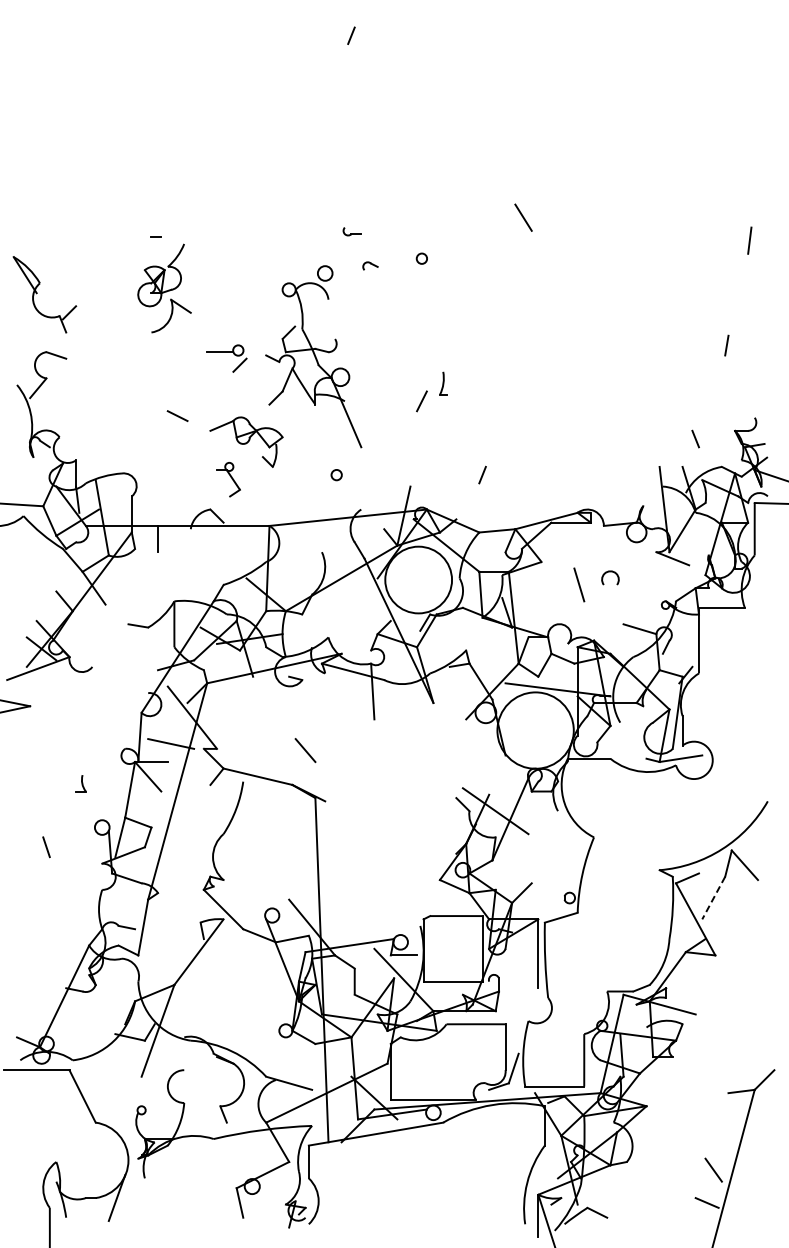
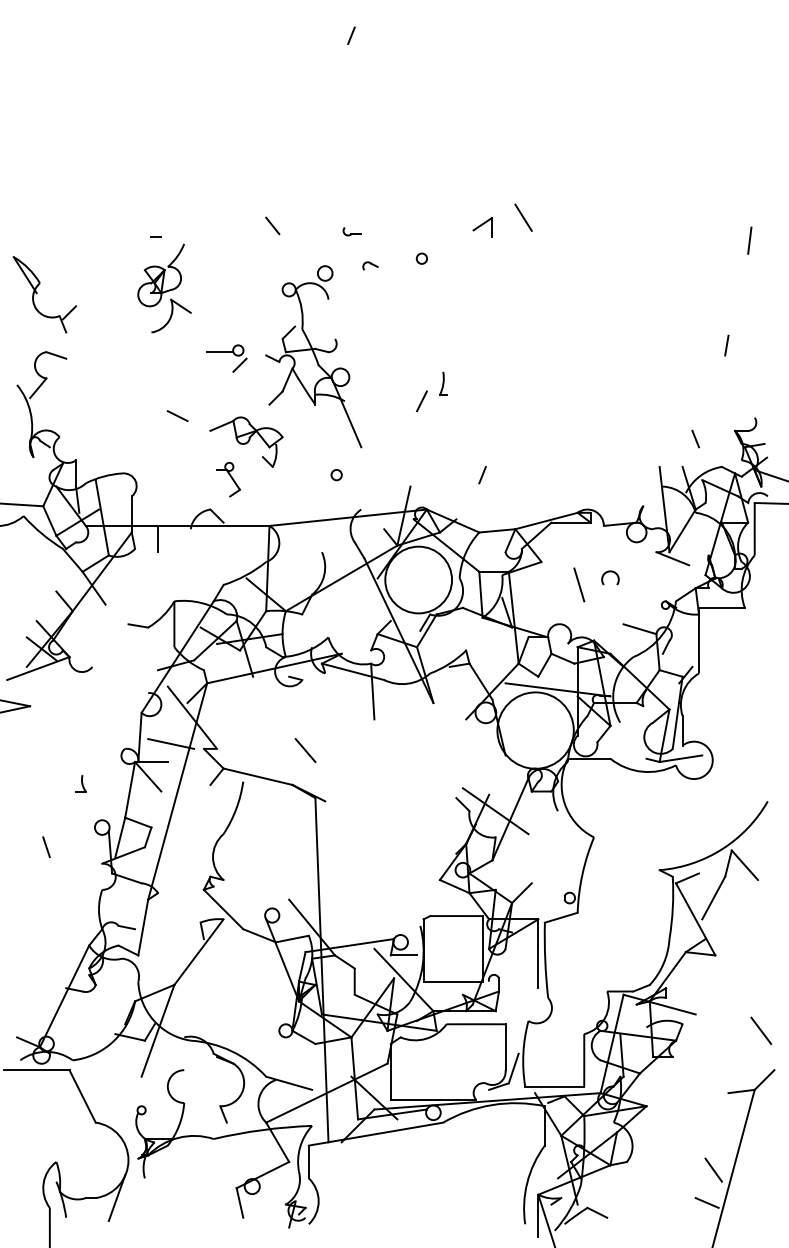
line: none -> present (272, 225)
part: none -> present (482, 227)
line: dashed -> solid (713, 898)
line: none -> present (761, 1030)
